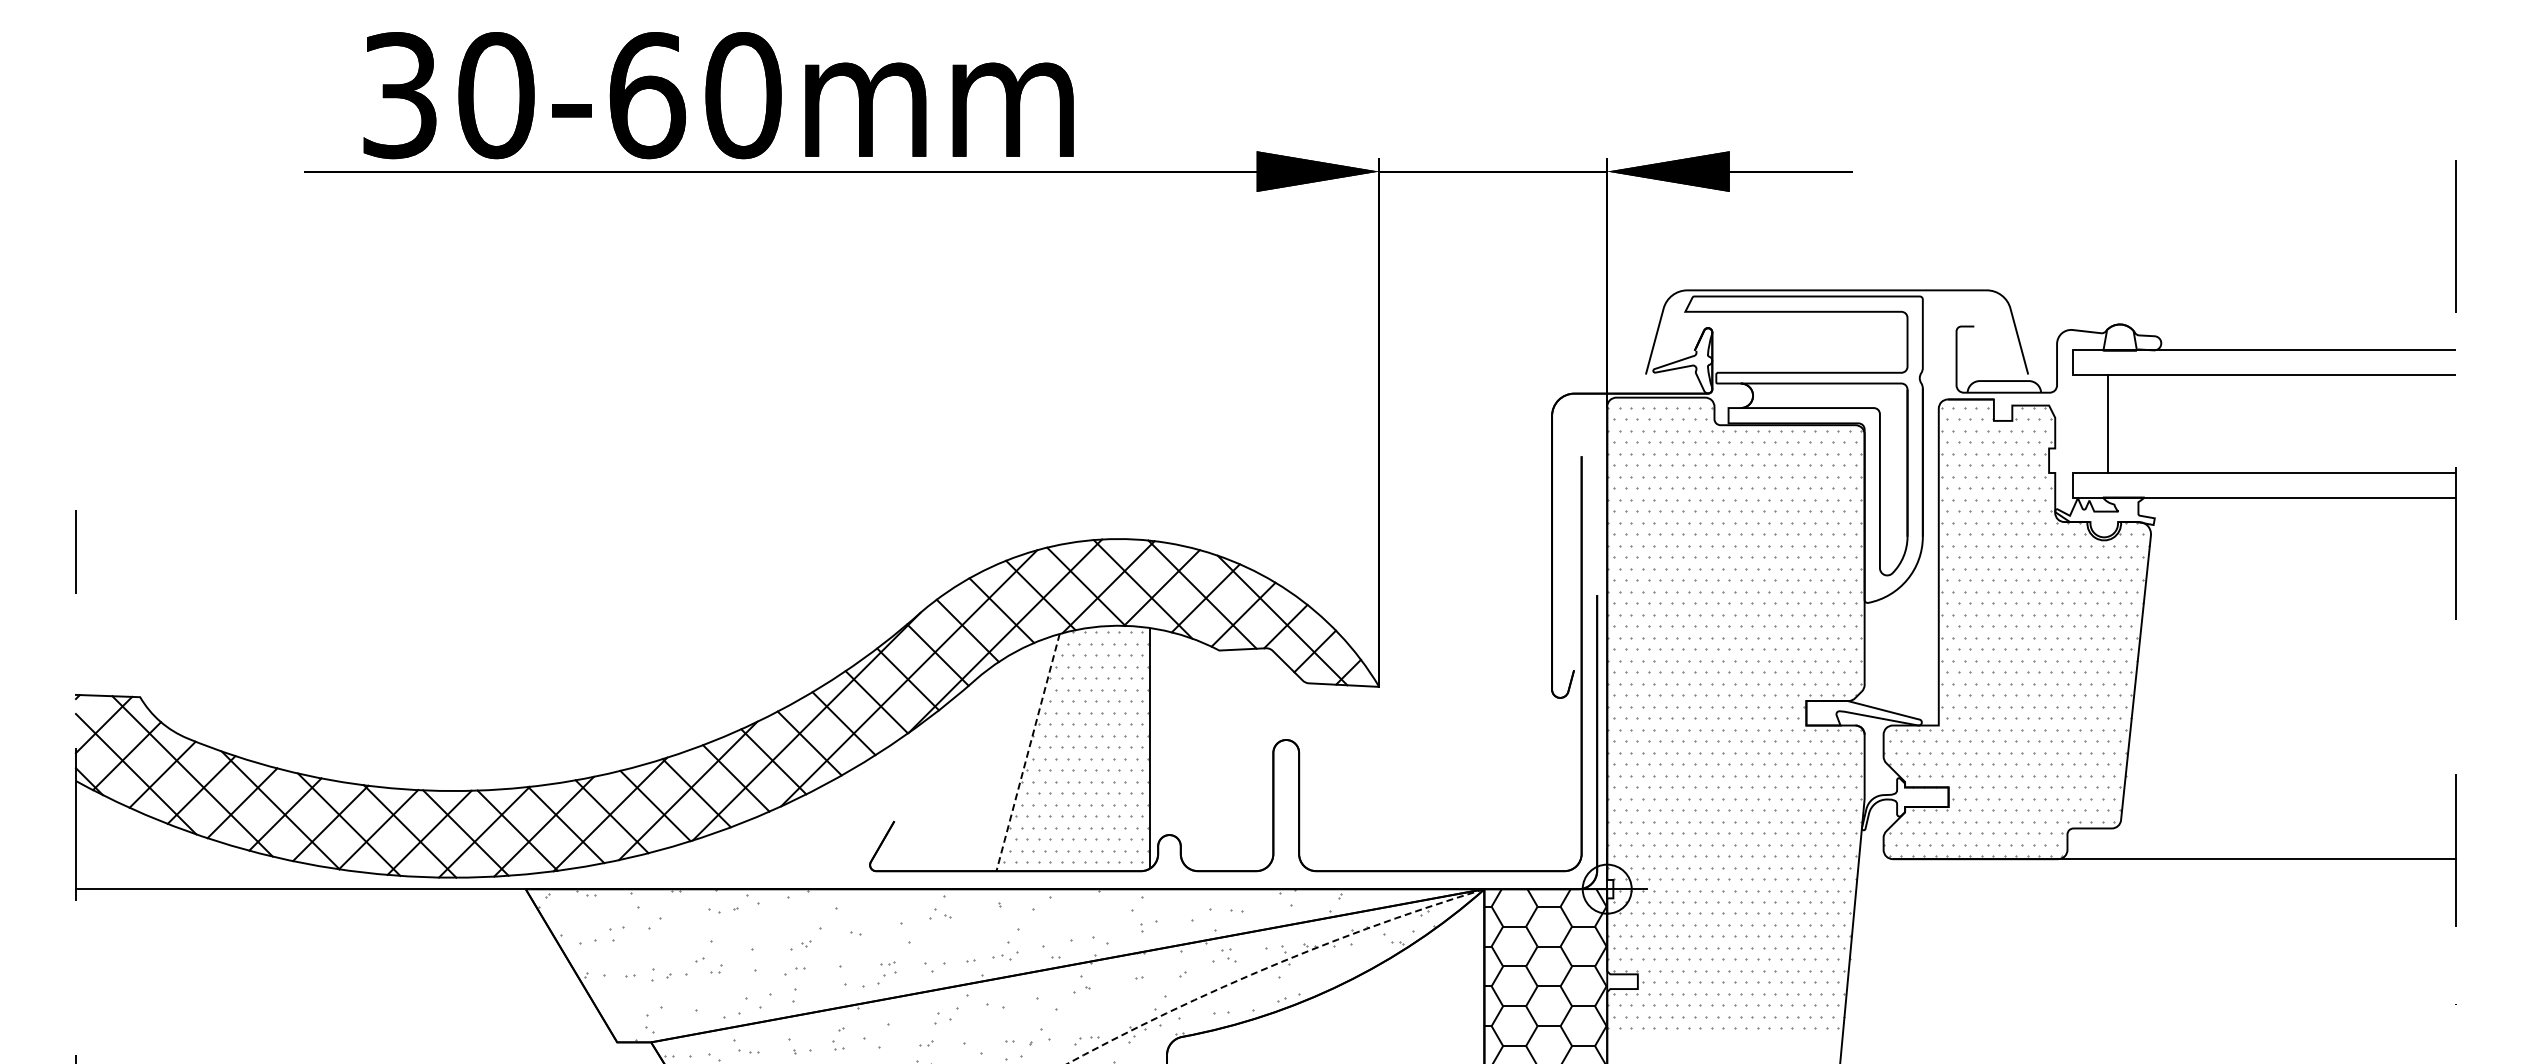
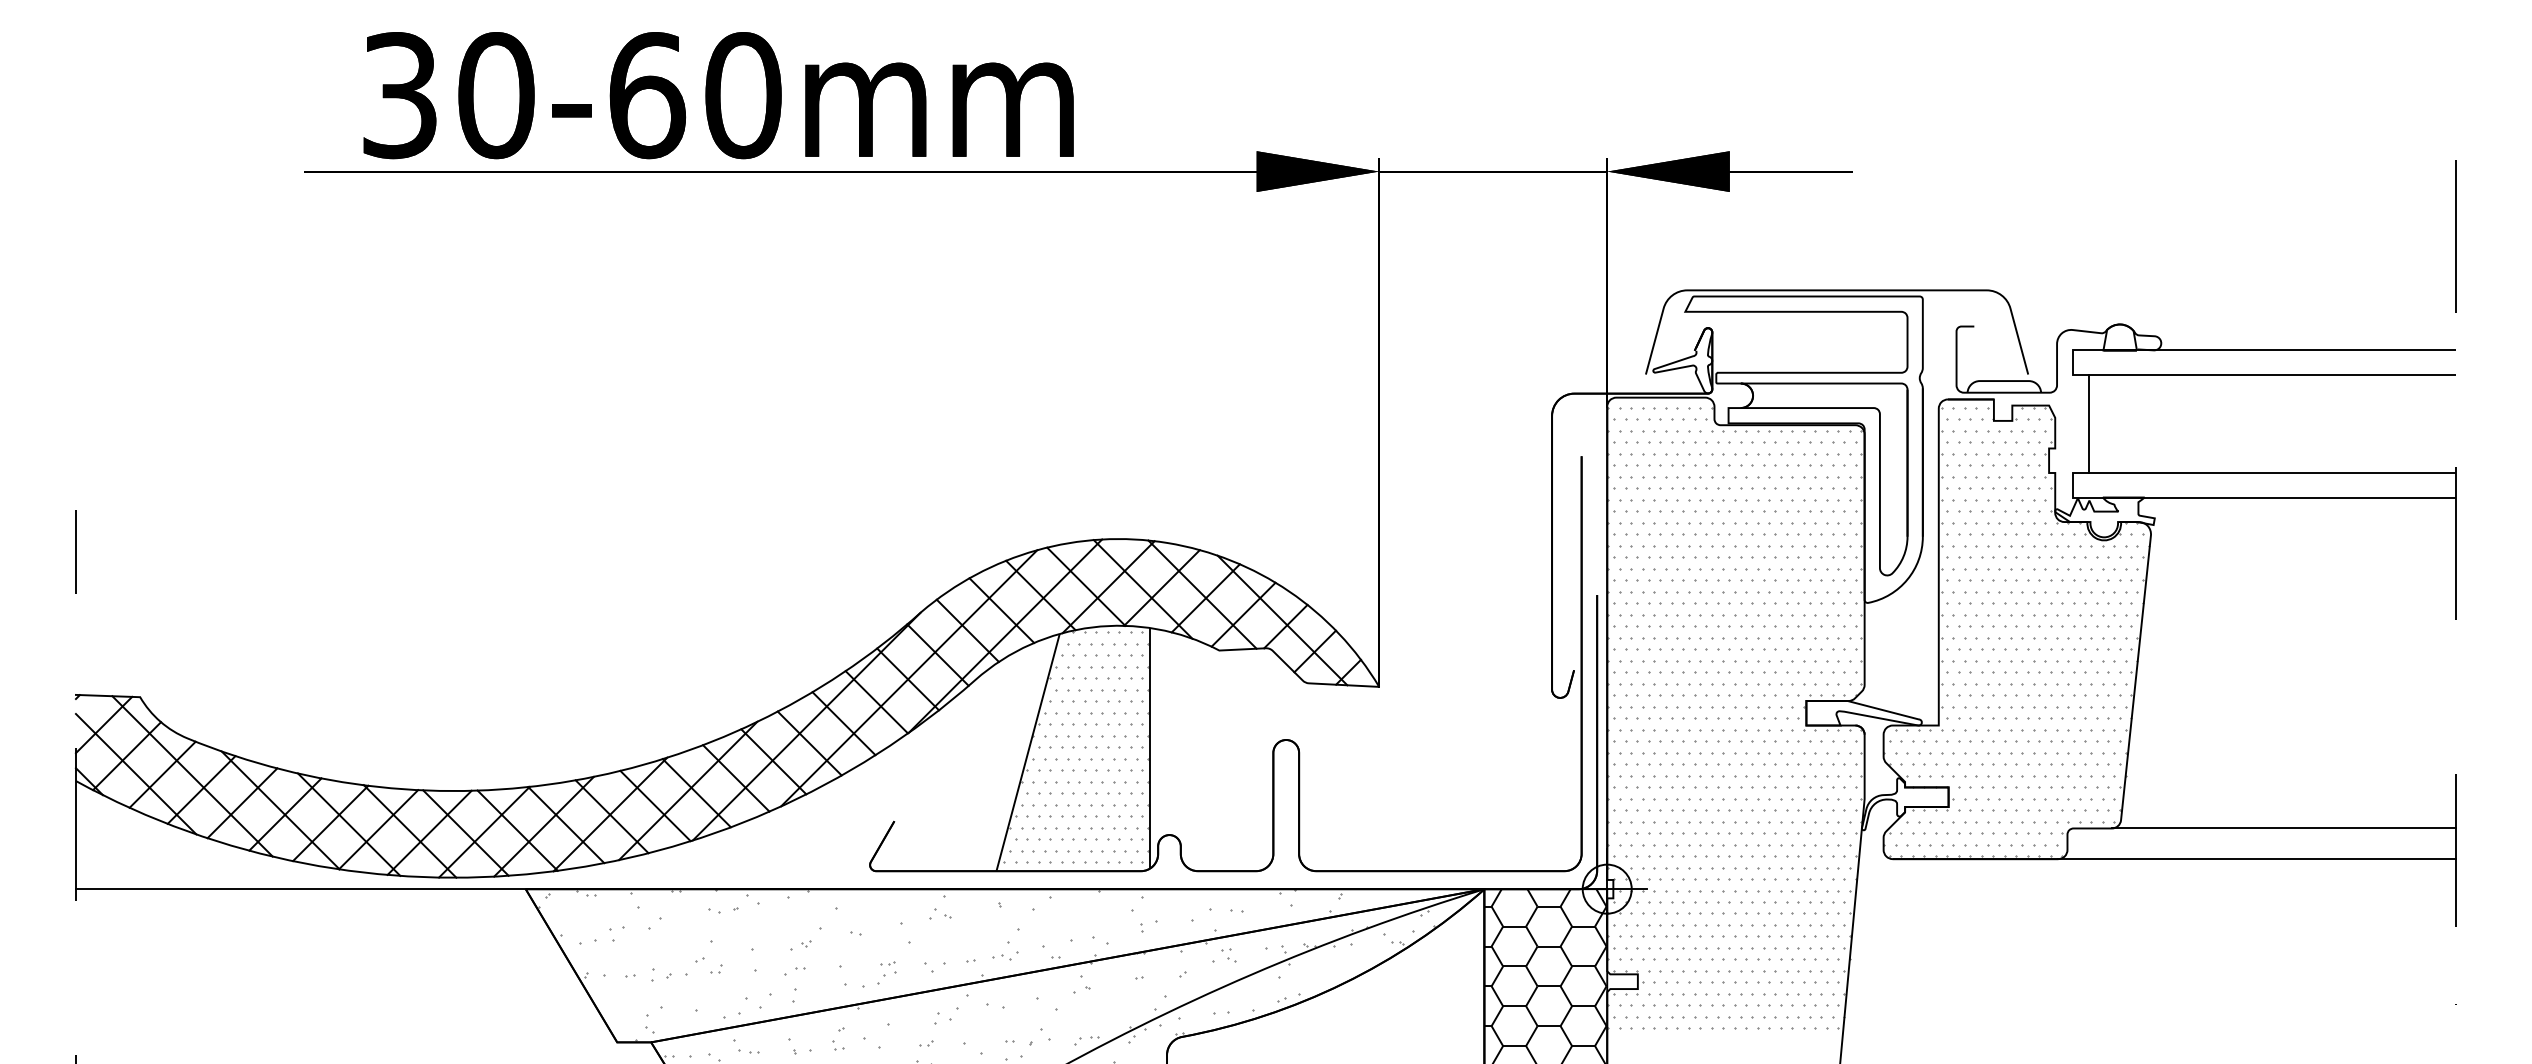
line position: (2108, 423) -> (2089, 423) (2089, 423)
line: dashed -> solid (1028, 752)
line: none -> present (2283, 828)
line: dashed -> solid (1271, 966)
